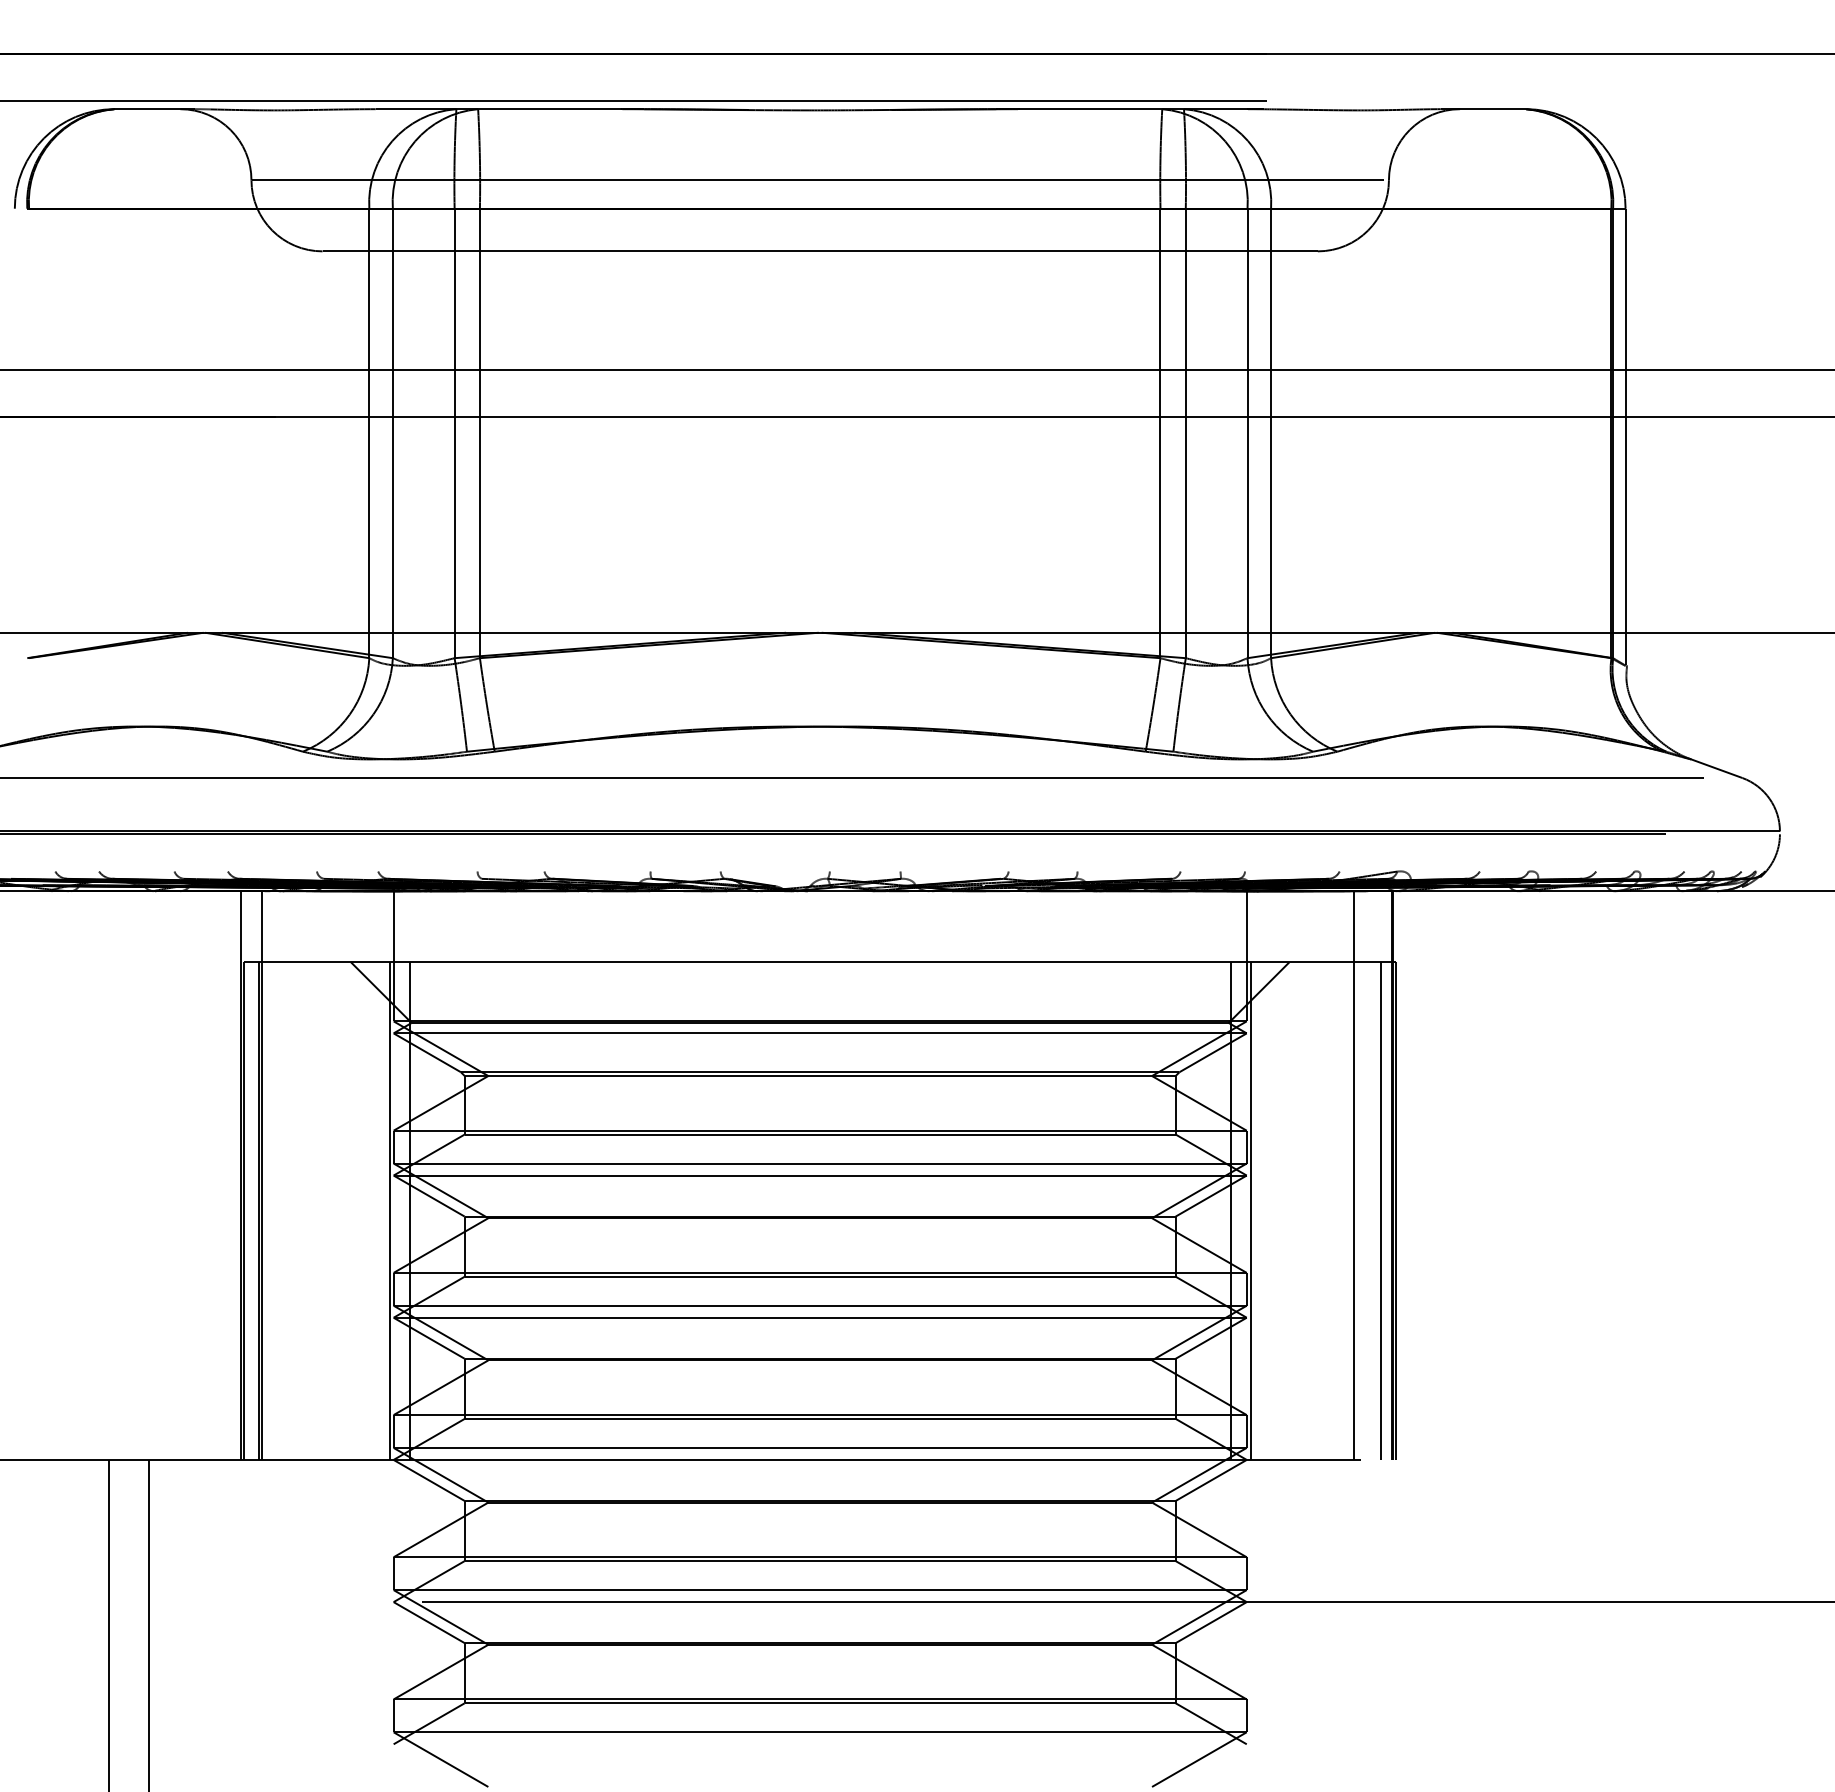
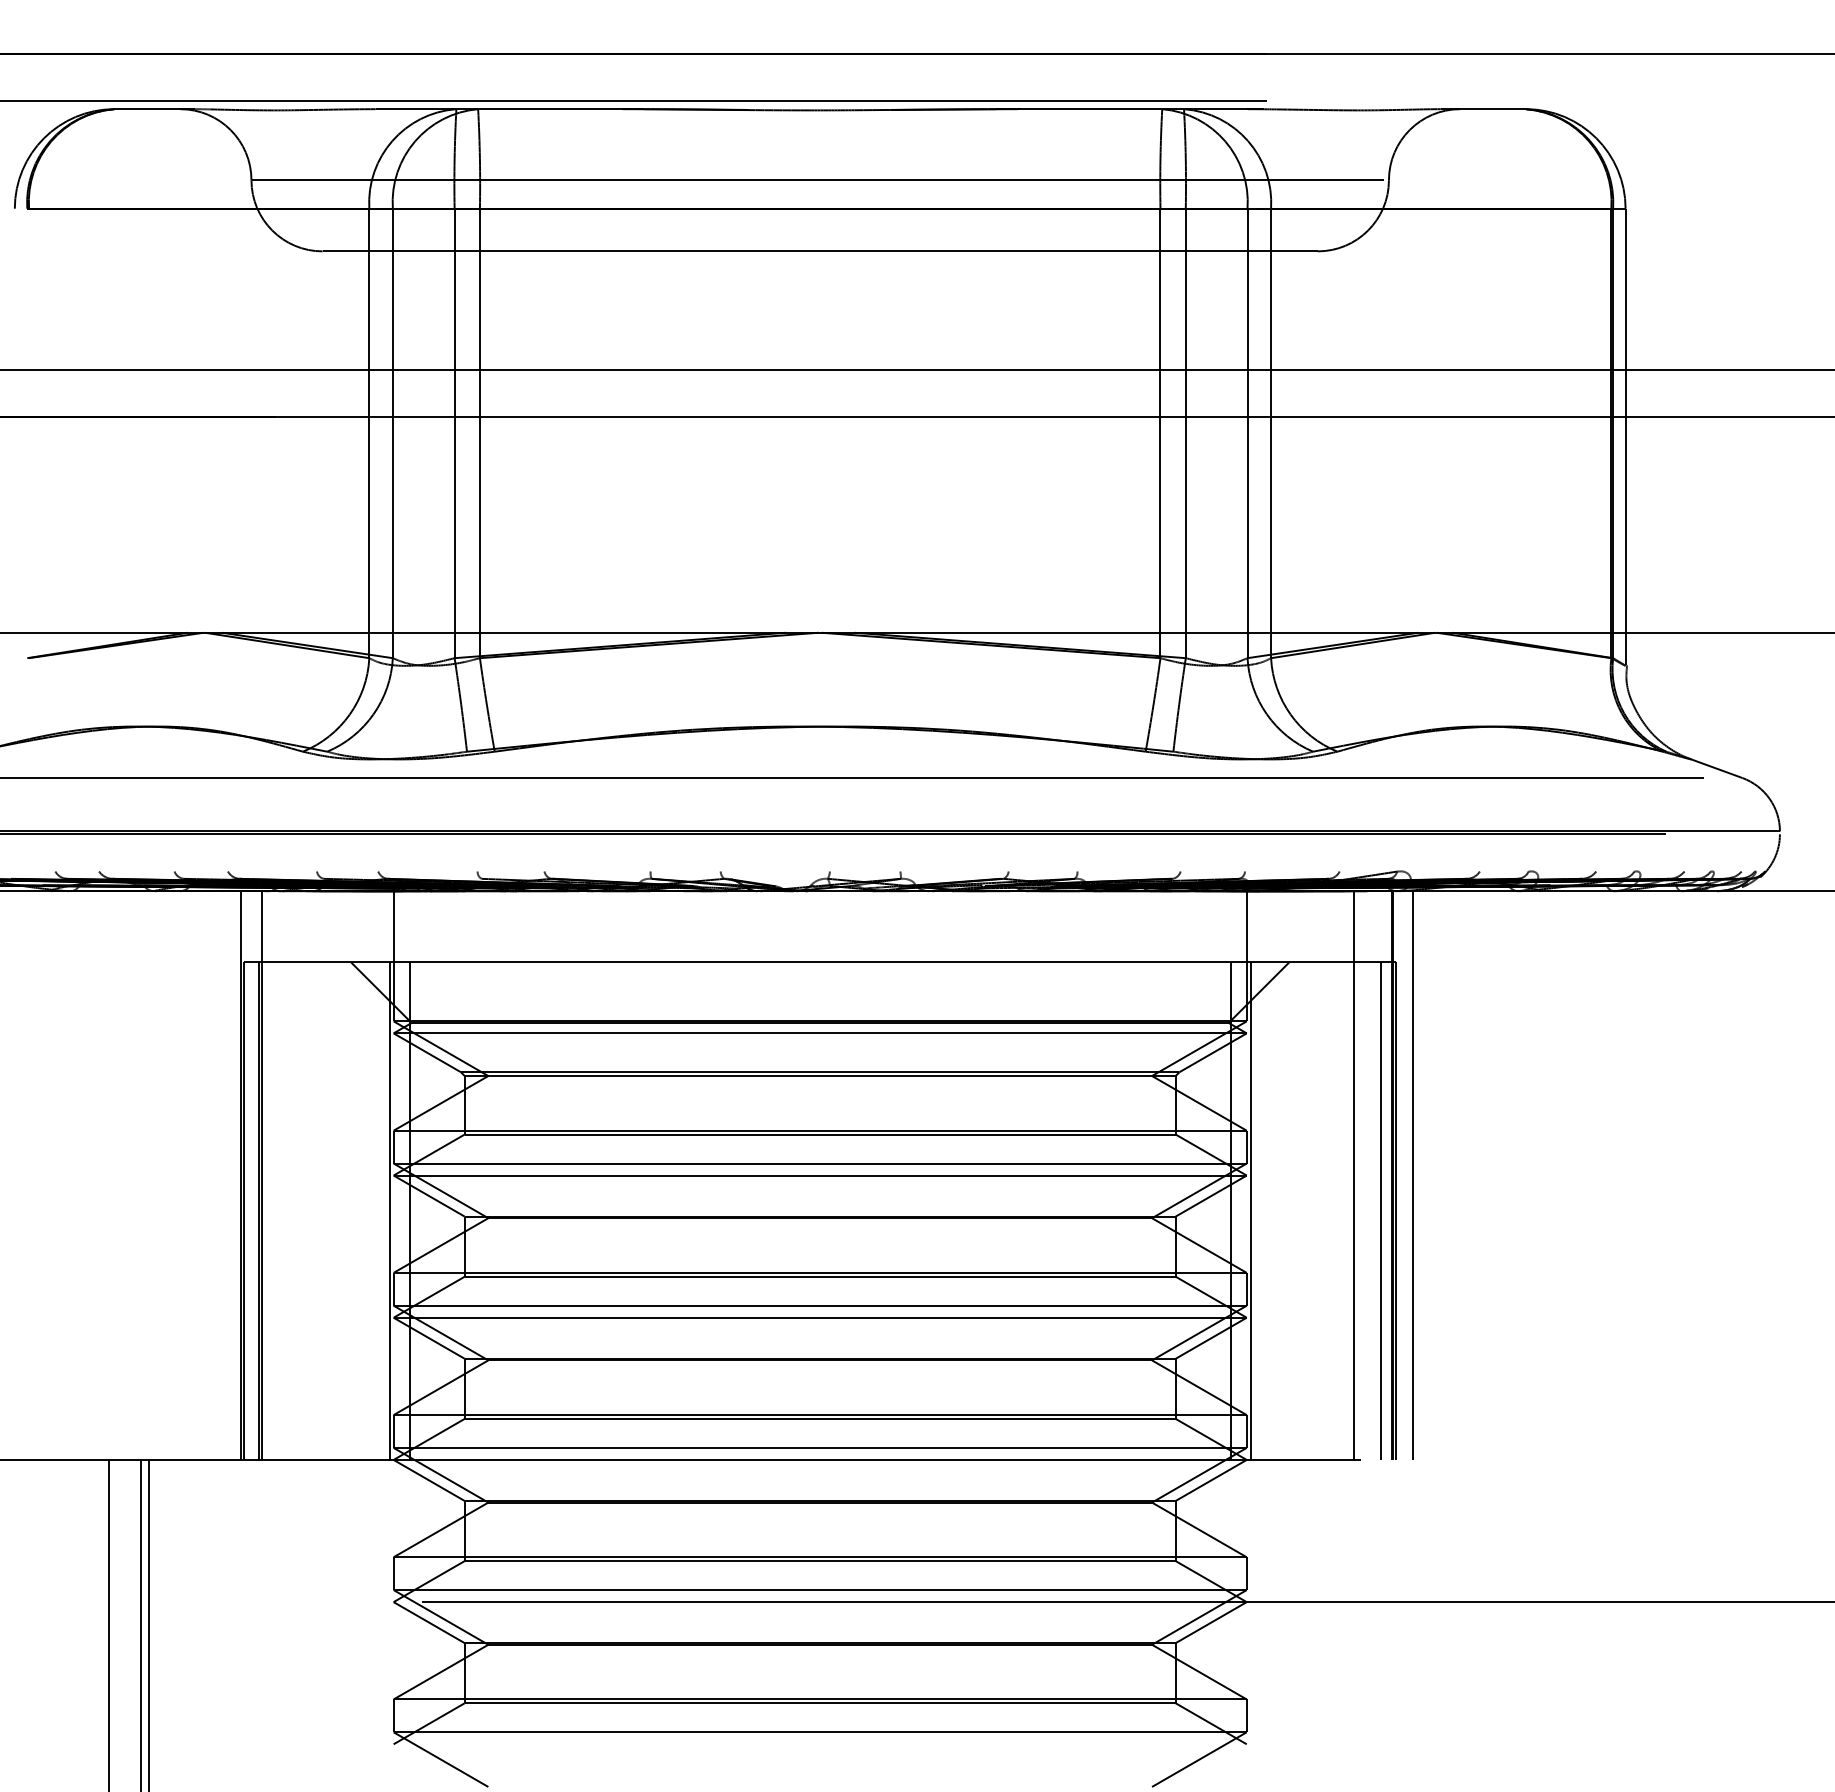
line: none -> present (1413, 1175)
line: none -> present (141, 1623)
